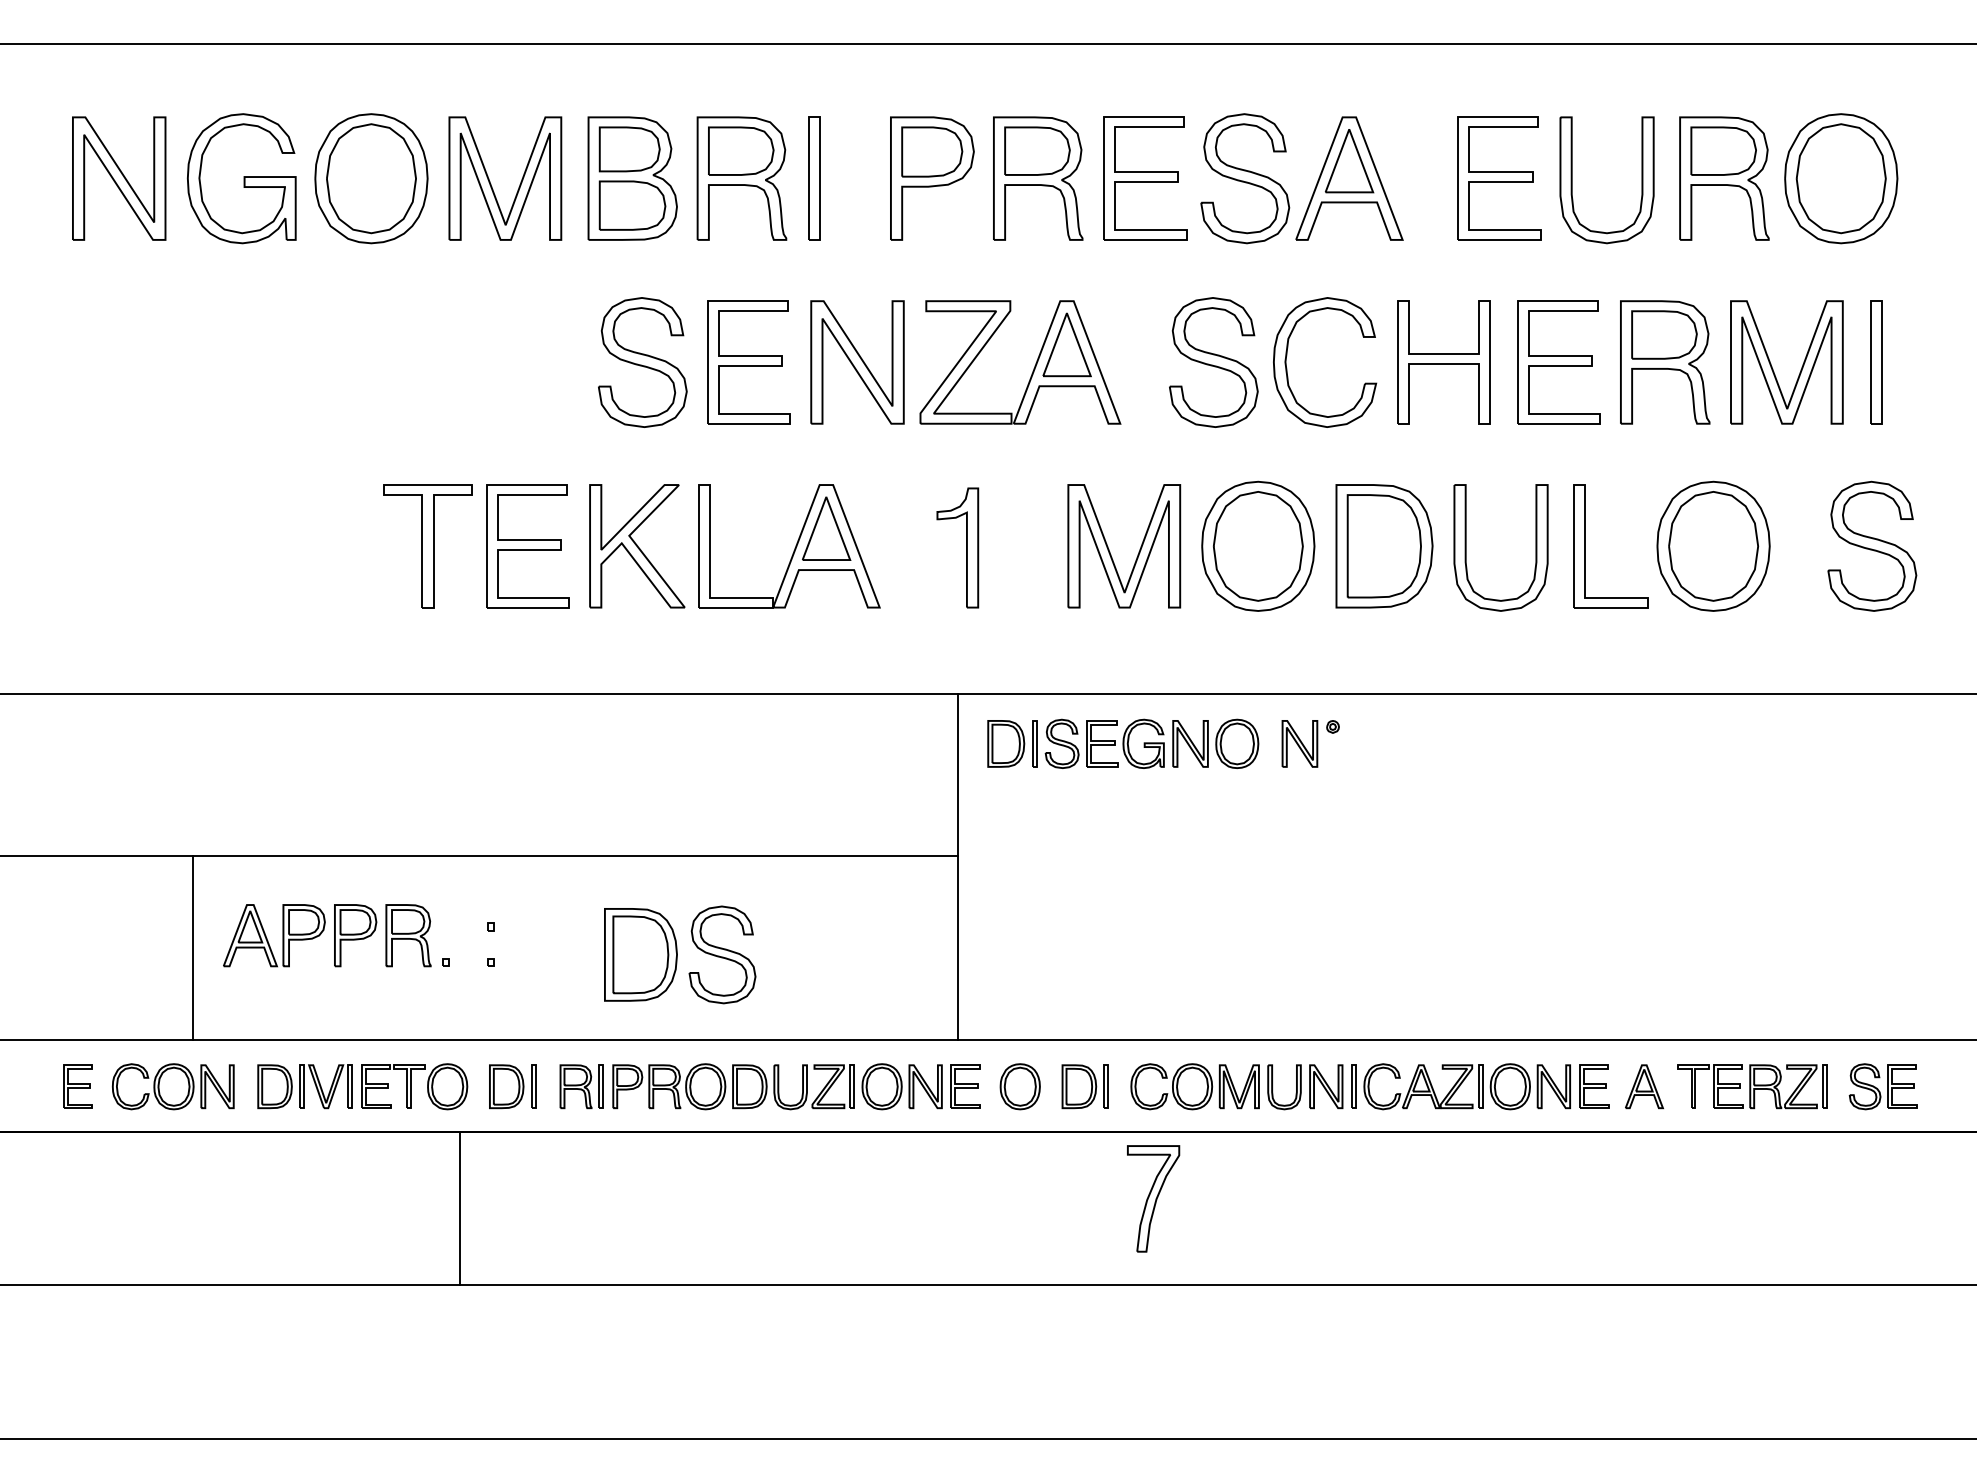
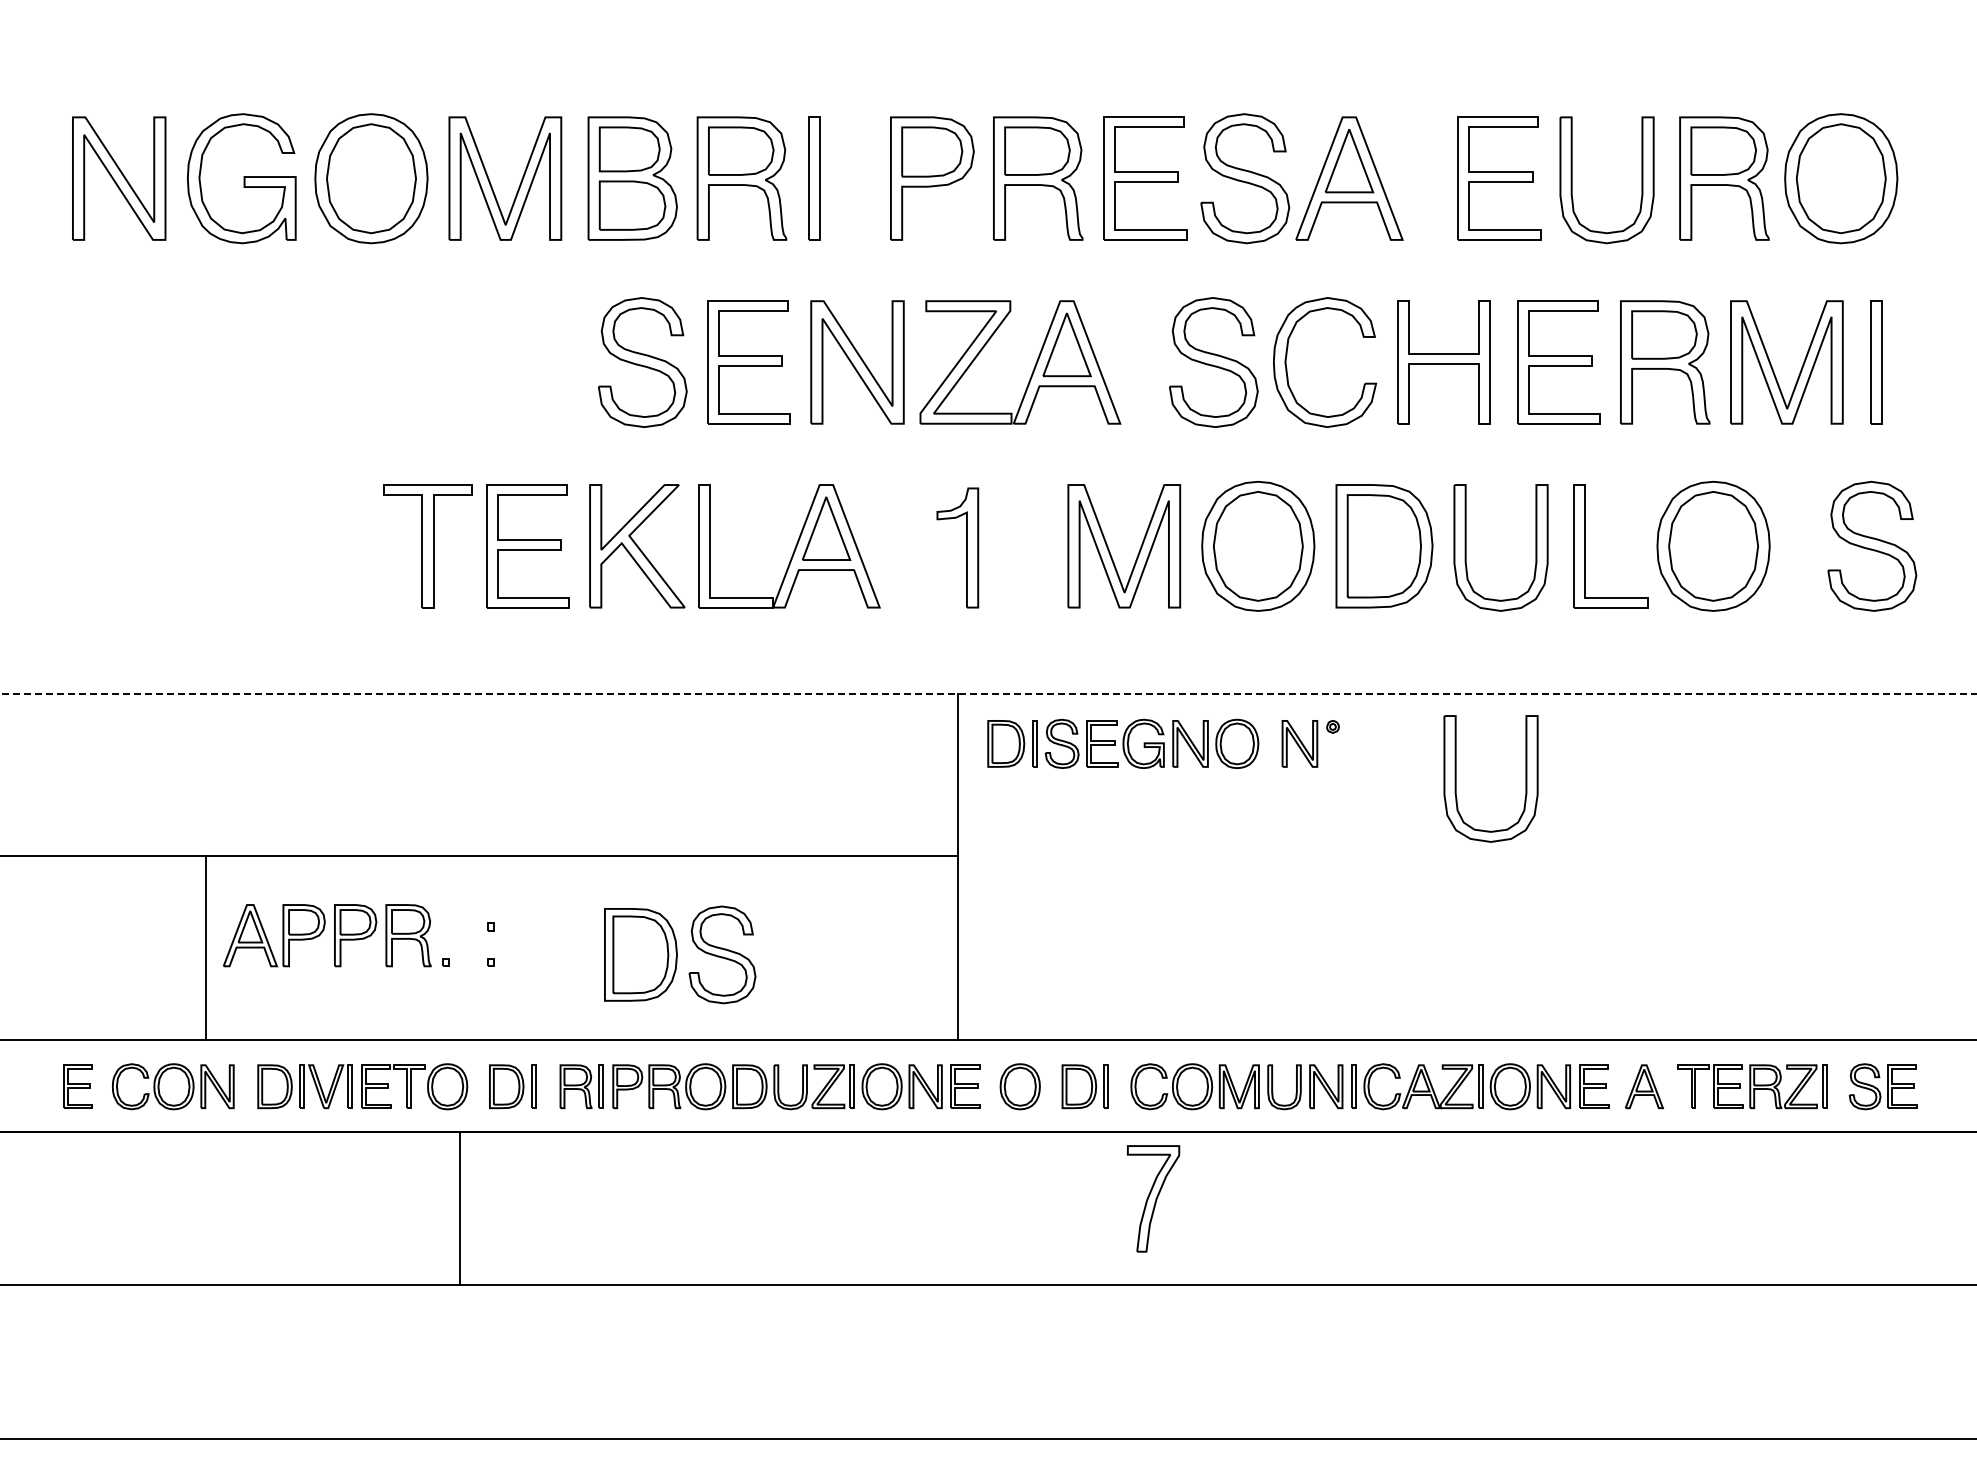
line: present -> none (987, 44)
line: solid -> dashed (988, 694)
part: none -> present (1456, 778)
line position: (193, 948) -> (206, 948) (206, 948)
